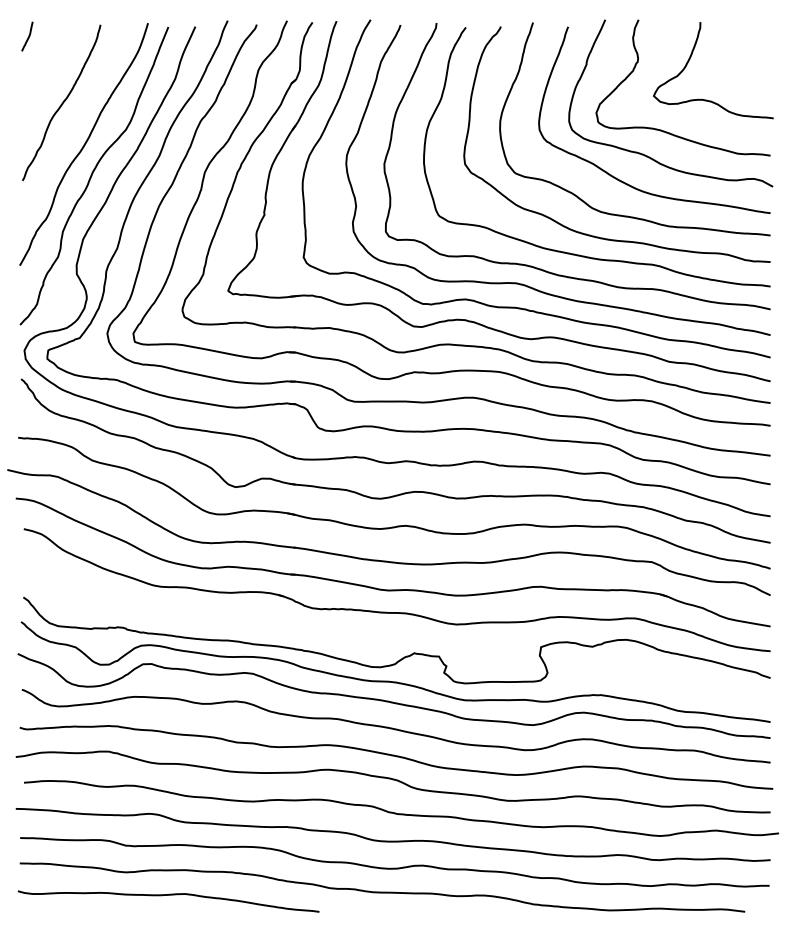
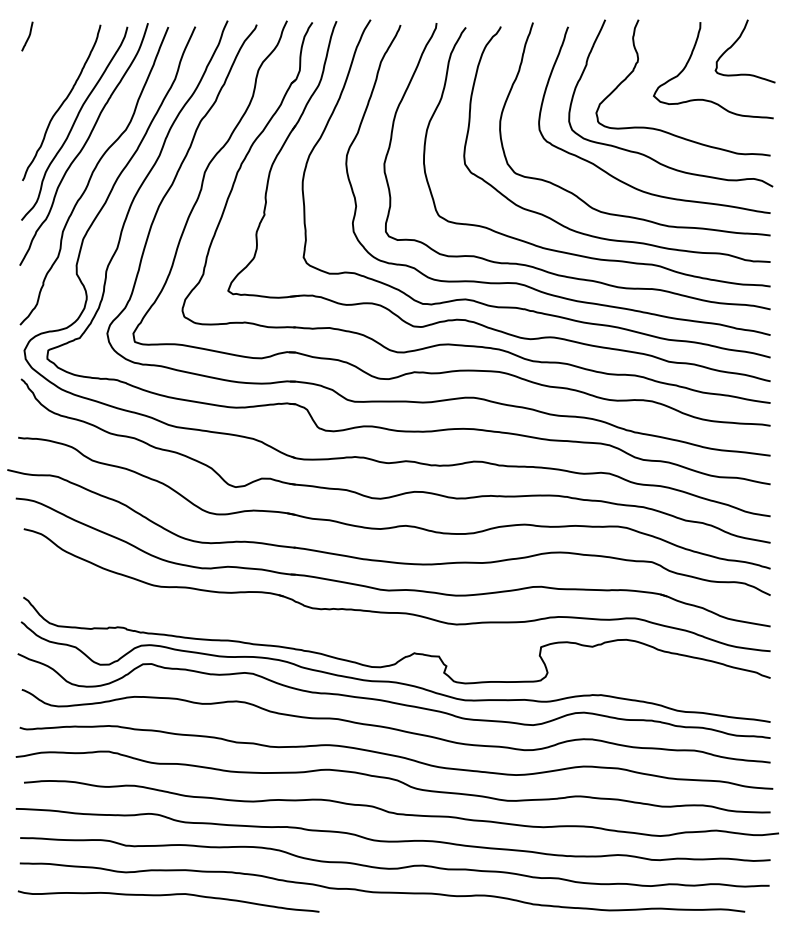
curve: none -> present (736, 42)
curve: none -> present (74, 123)
